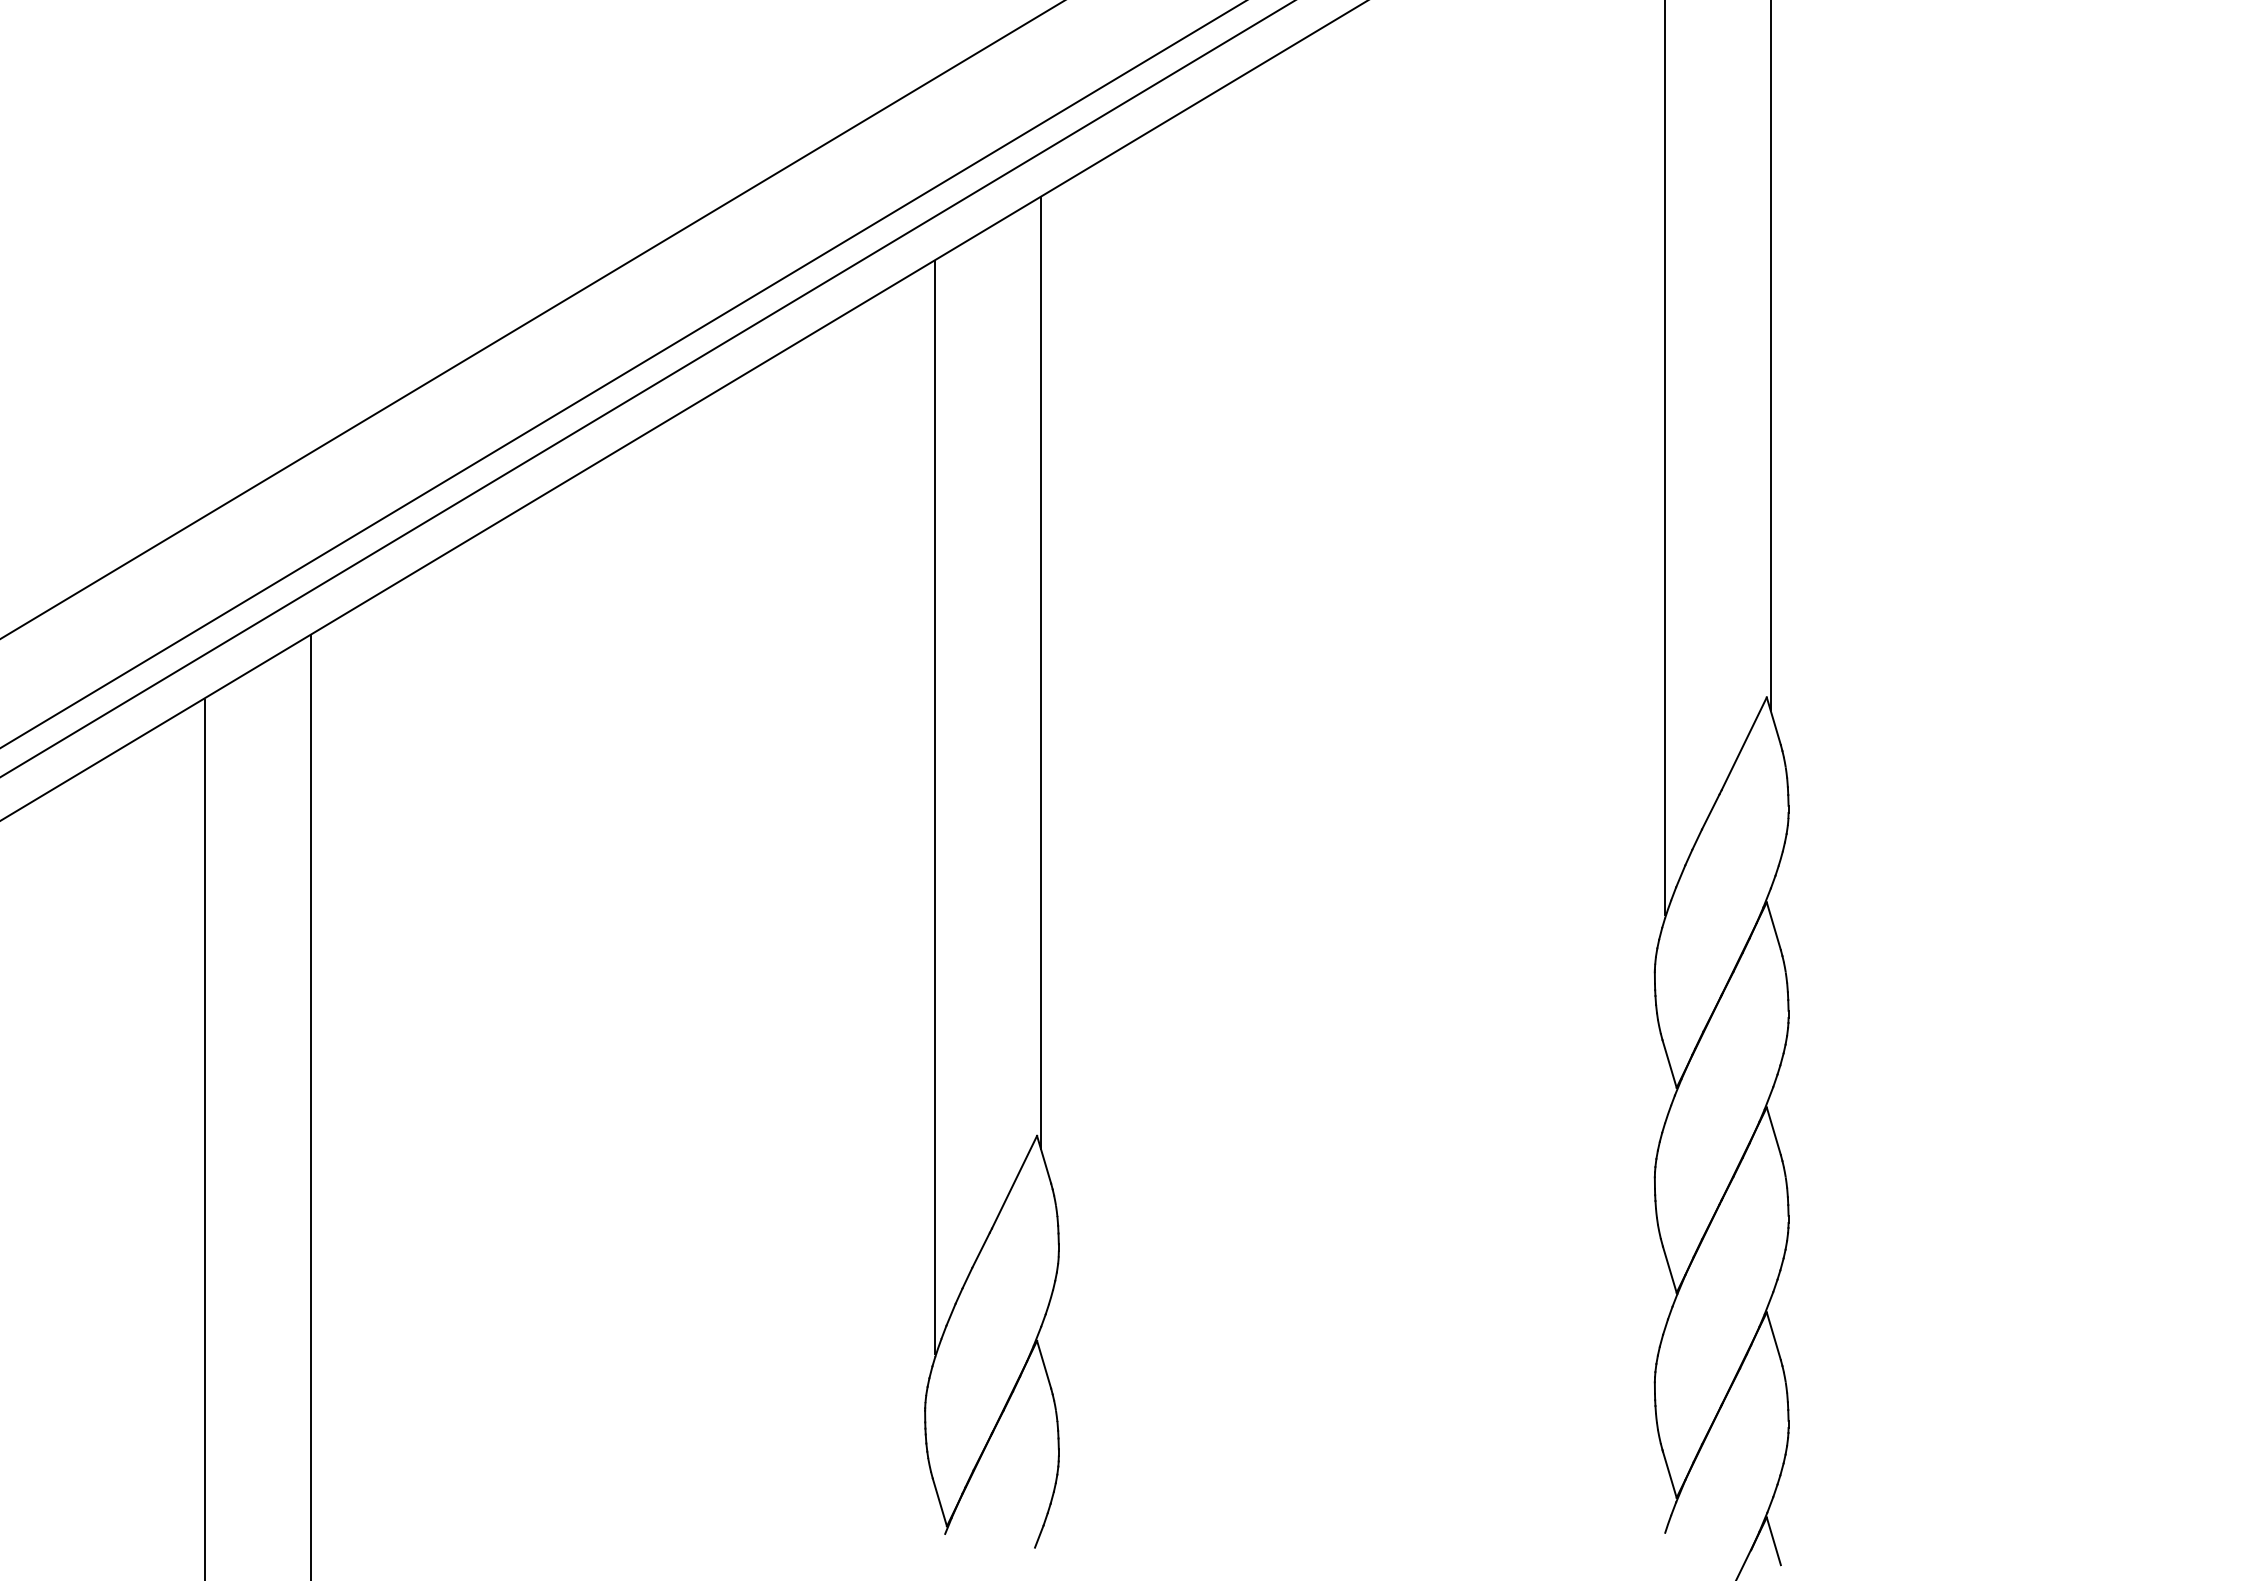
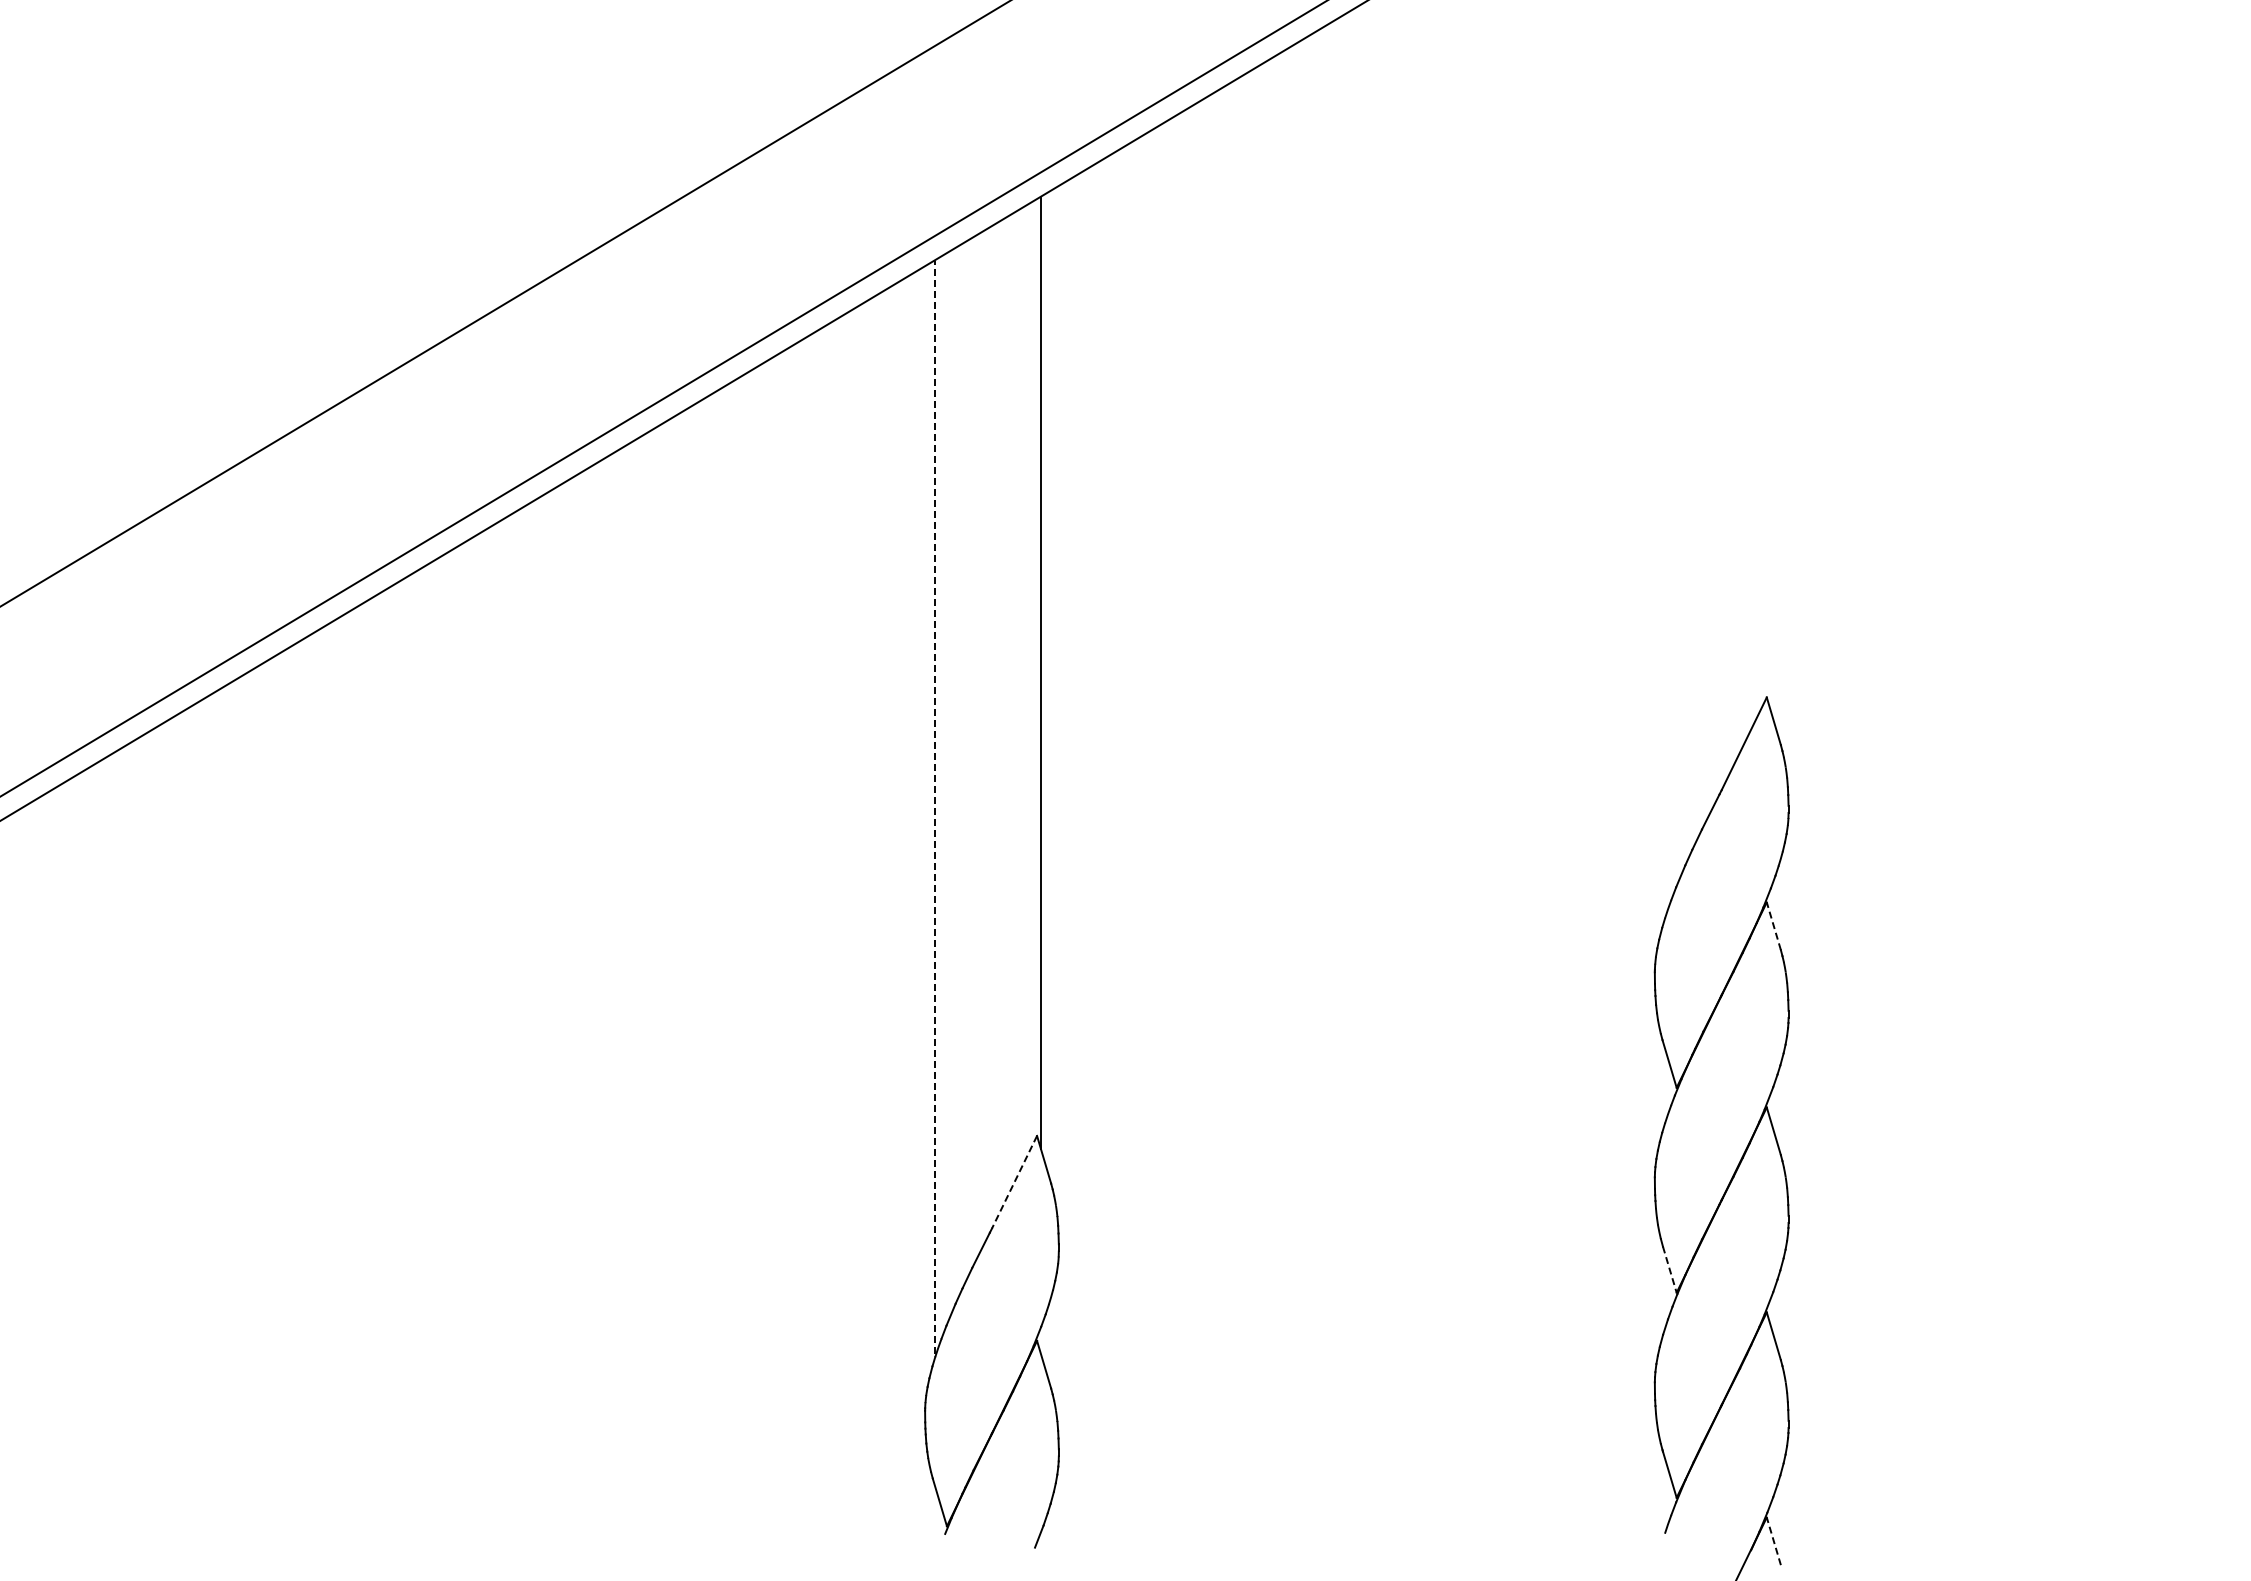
line position: (532, 320) -> (504, 303) (504, 303)
line: present -> none (1770, 356)
line: present -> none (622, 374)
line position: (647, 388) -> (663, 398) (663, 398)
line: present -> none (1664, 458)
line: solid -> dashed (934, 807)
line: solid -> dashed (1773, 926)
line: present -> none (311, 1106)
line: present -> none (205, 1138)
line: solid -> dashed (1014, 1182)
line: solid -> dashed (1669, 1270)
line: solid -> dashed (1773, 1541)
